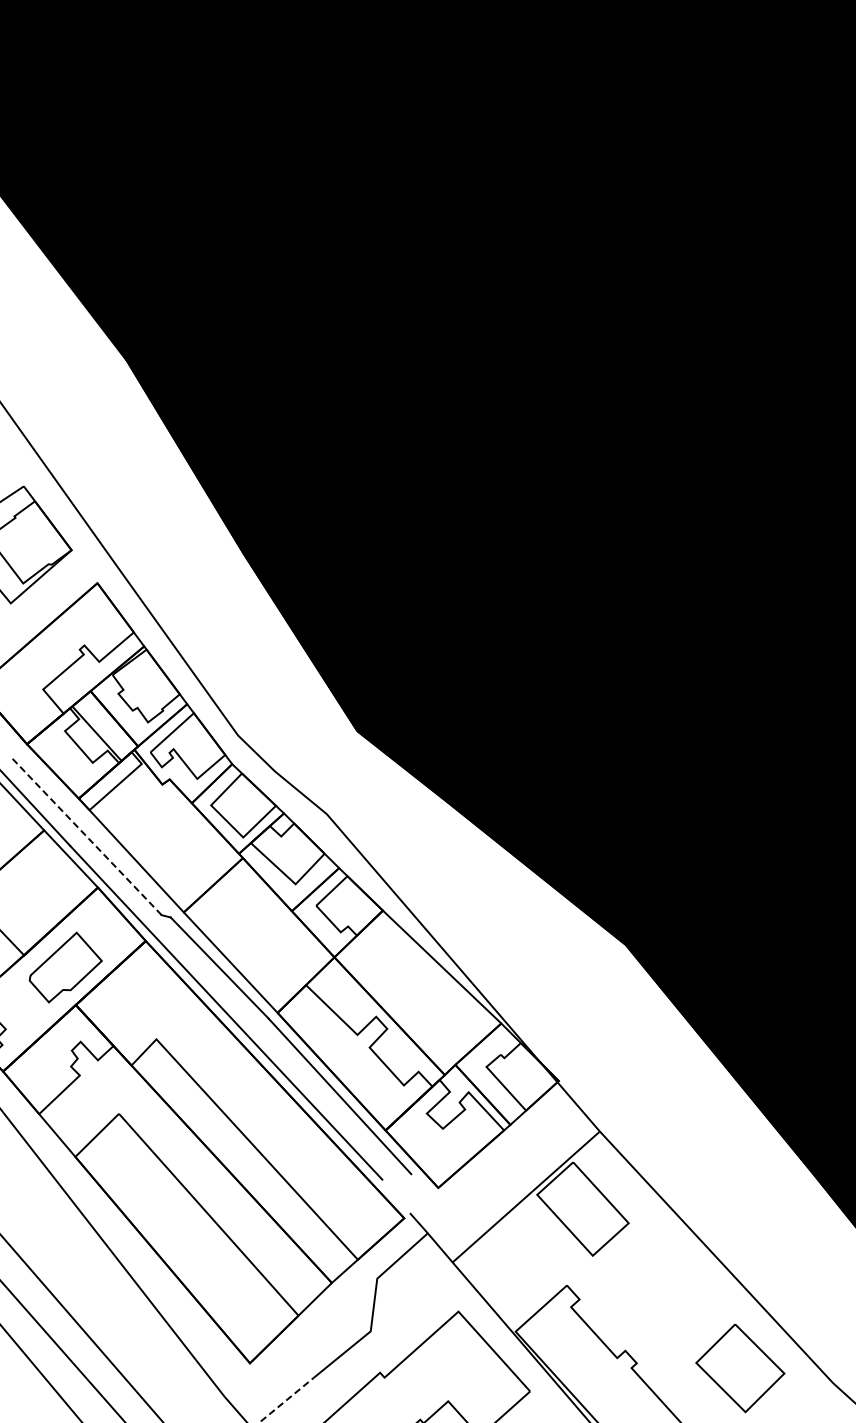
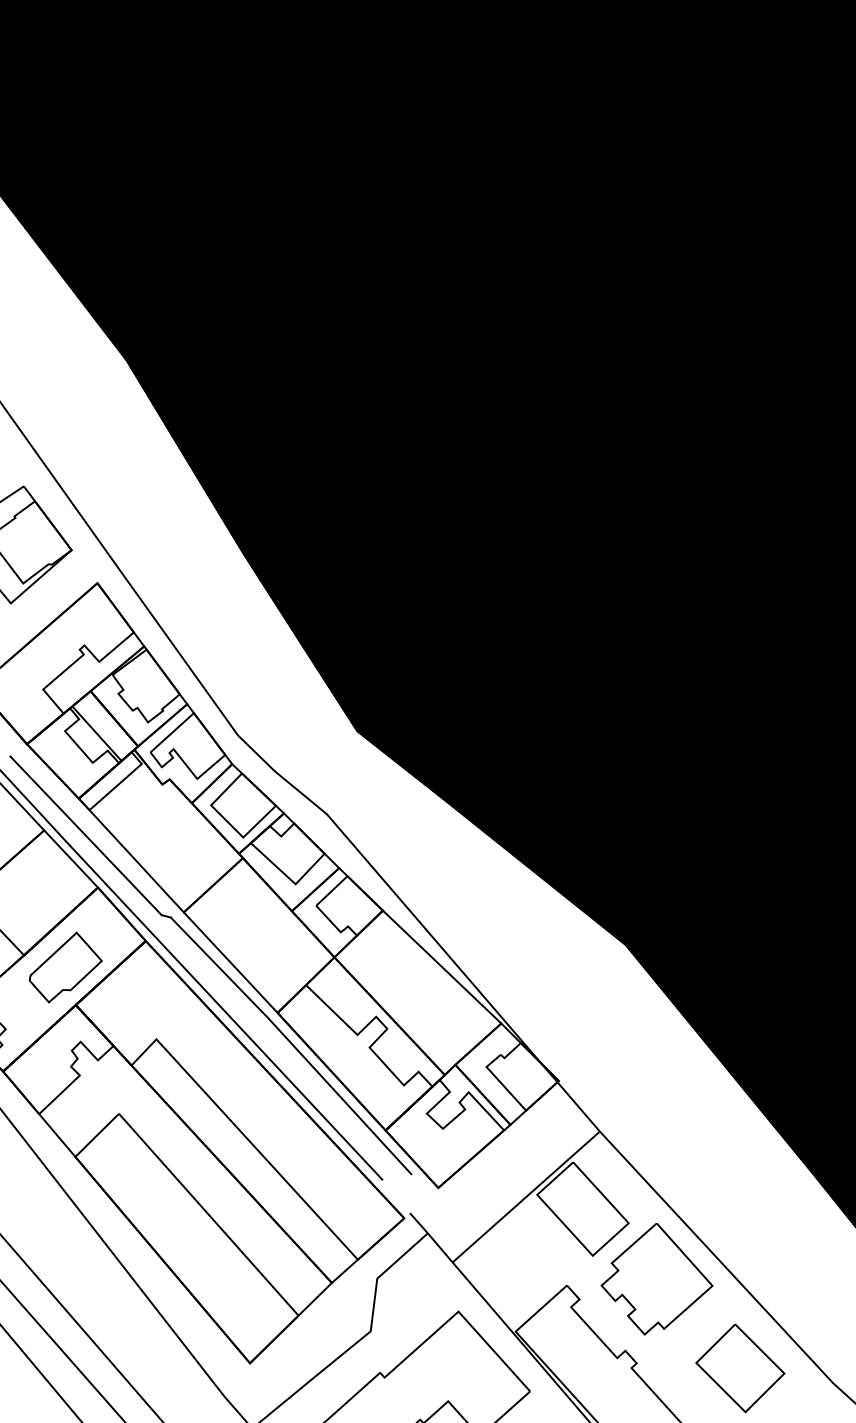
line: dashed -> solid (86, 835)
part: none -> present (656, 1279)
line: dashed -> solid (286, 1399)
